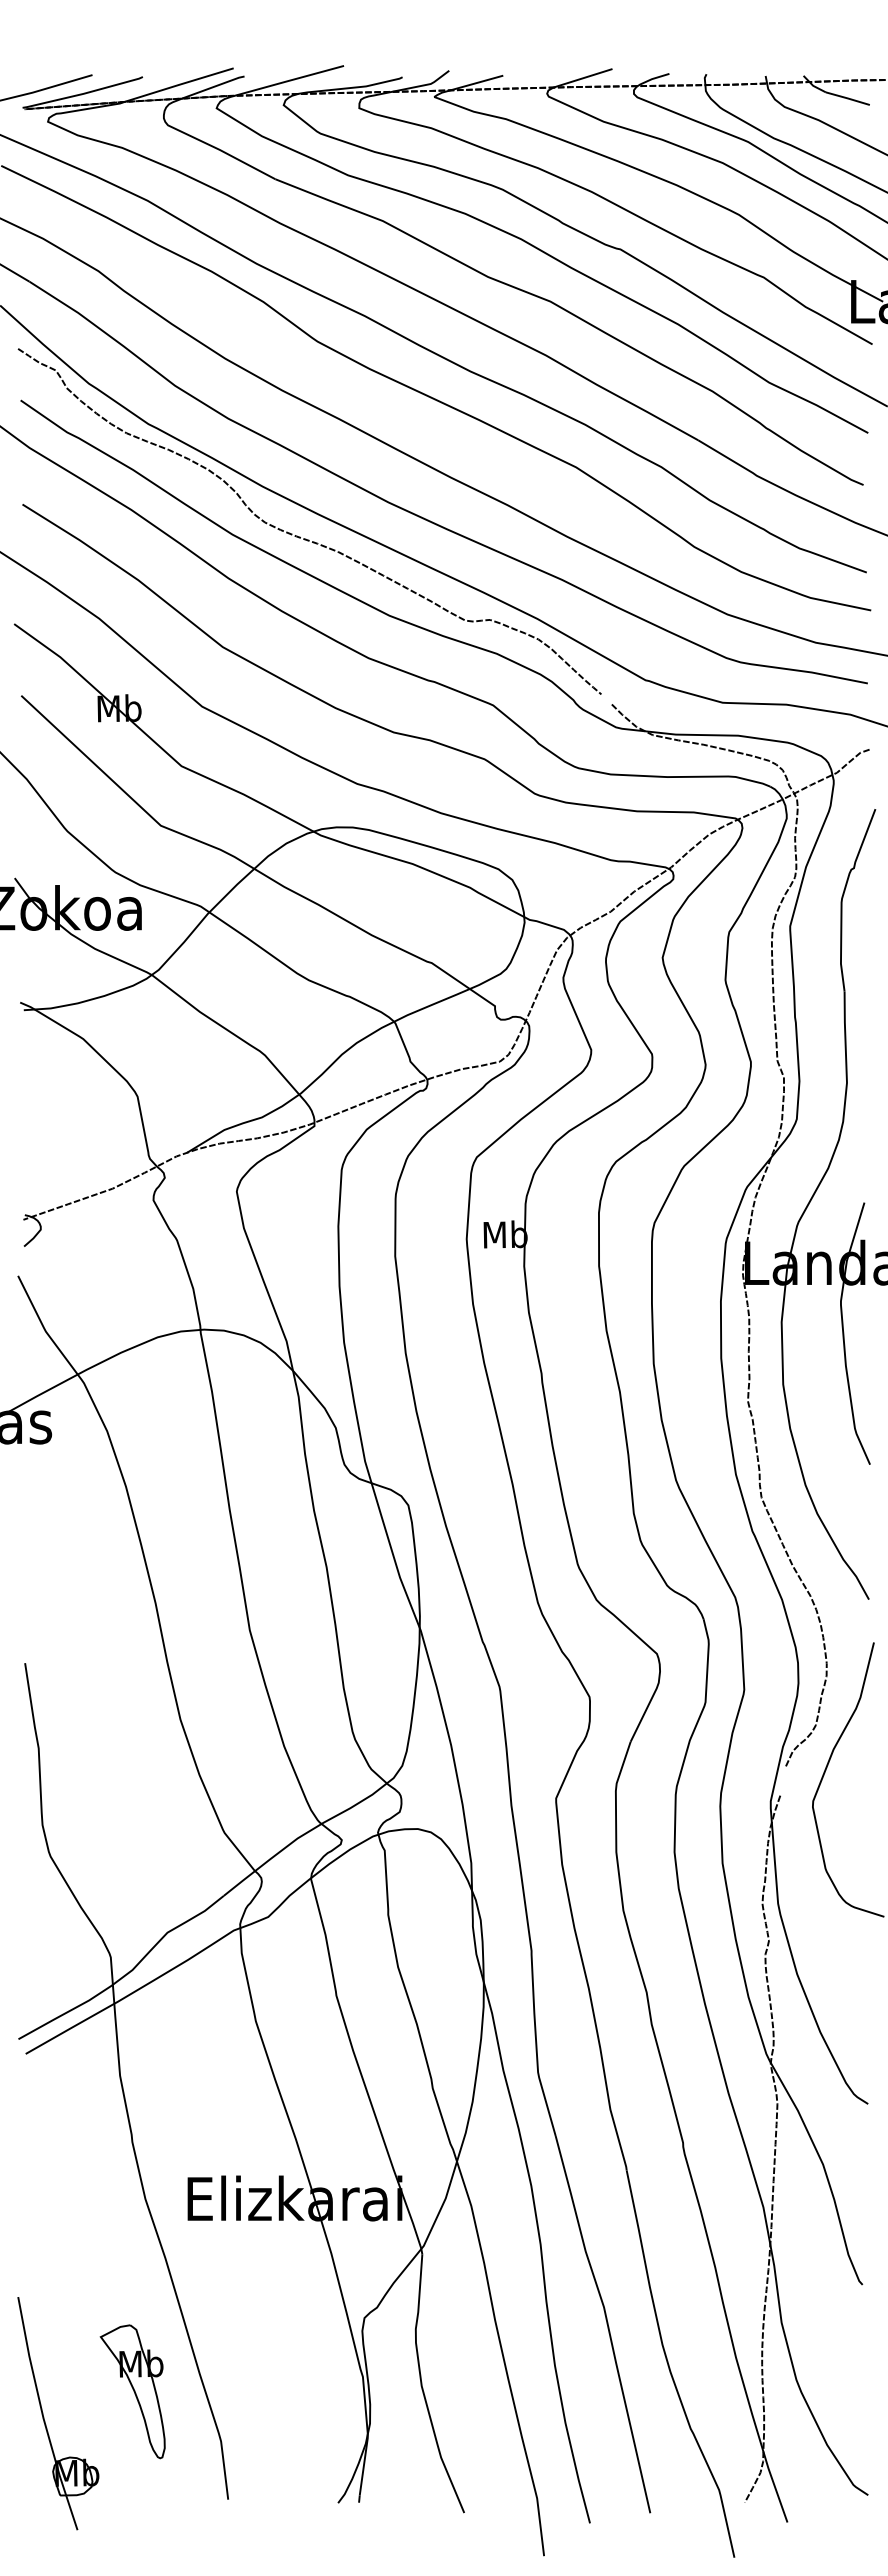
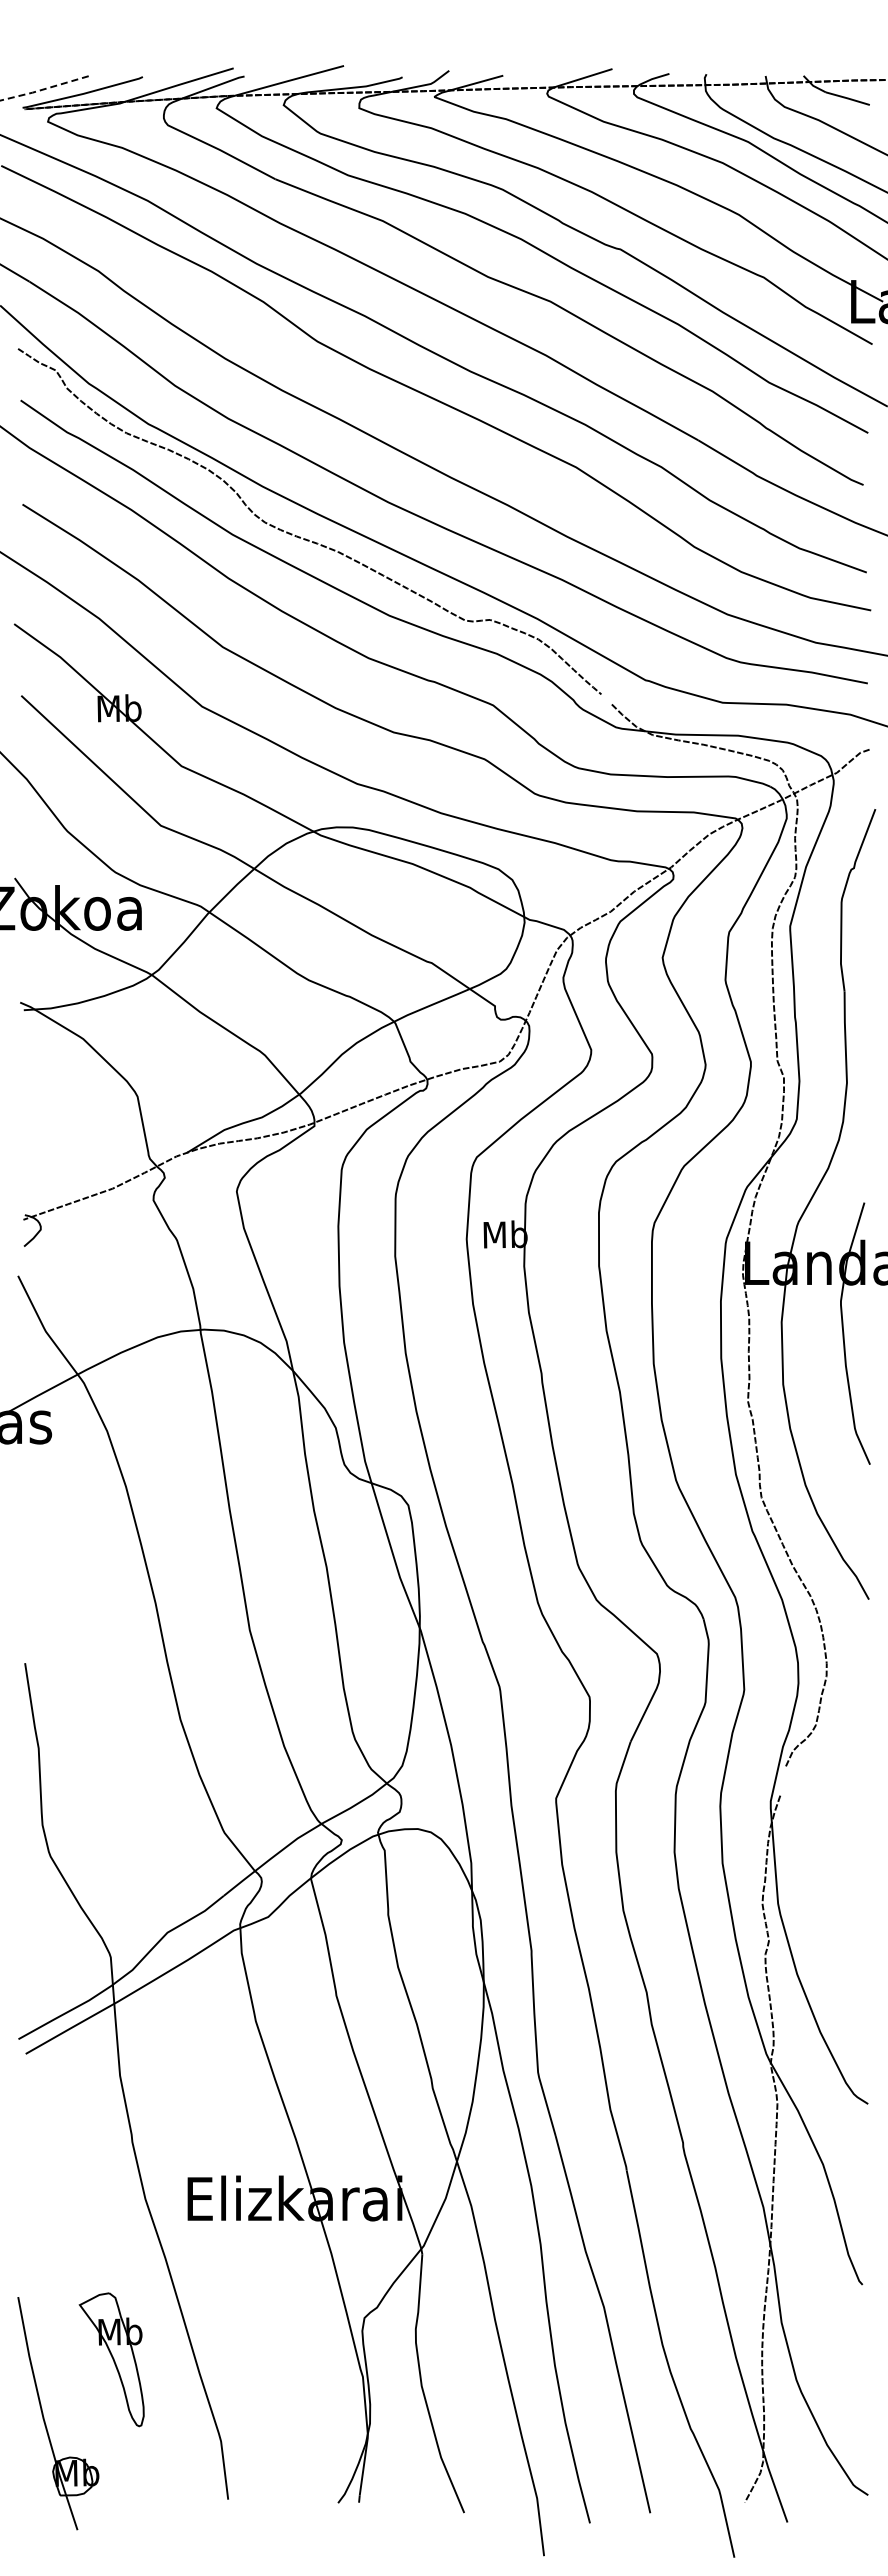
line: solid -> dashed (46, 88)
curve: present -> none (827, 1768)
part position: (132, 2391) -> (111, 2359) (111, 2359)
